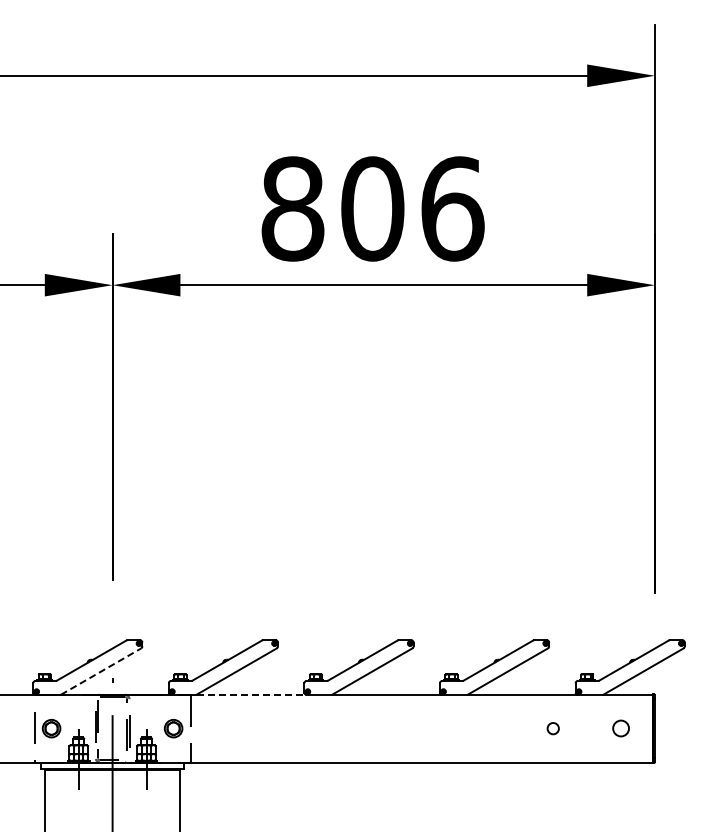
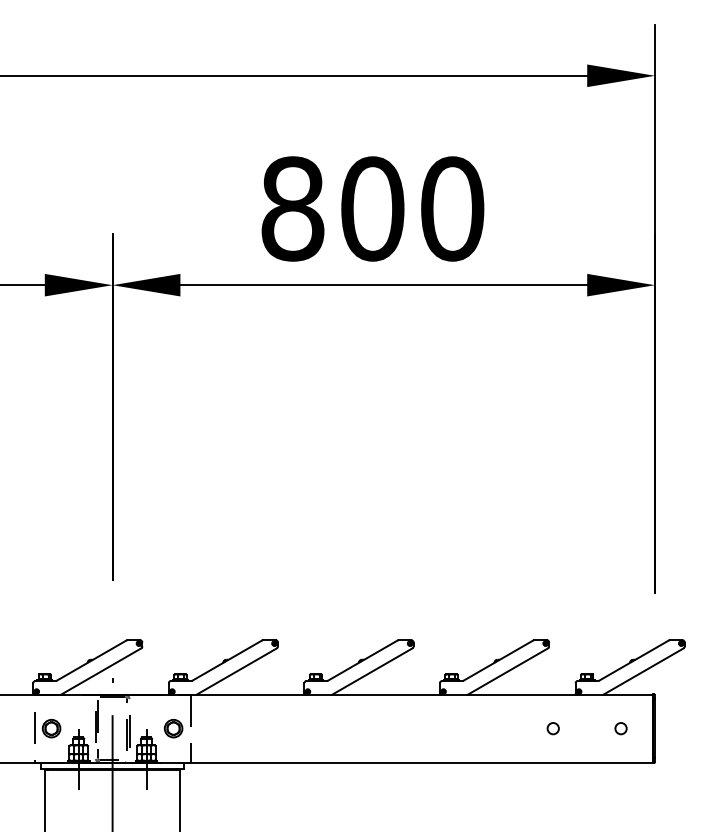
text: 806 -> 800 (452, 208)
line: dashed -> solid (101, 671)
line: dashed -> solid (251, 694)
circle size: 18x19 px -> 14x14 px (620, 728)
